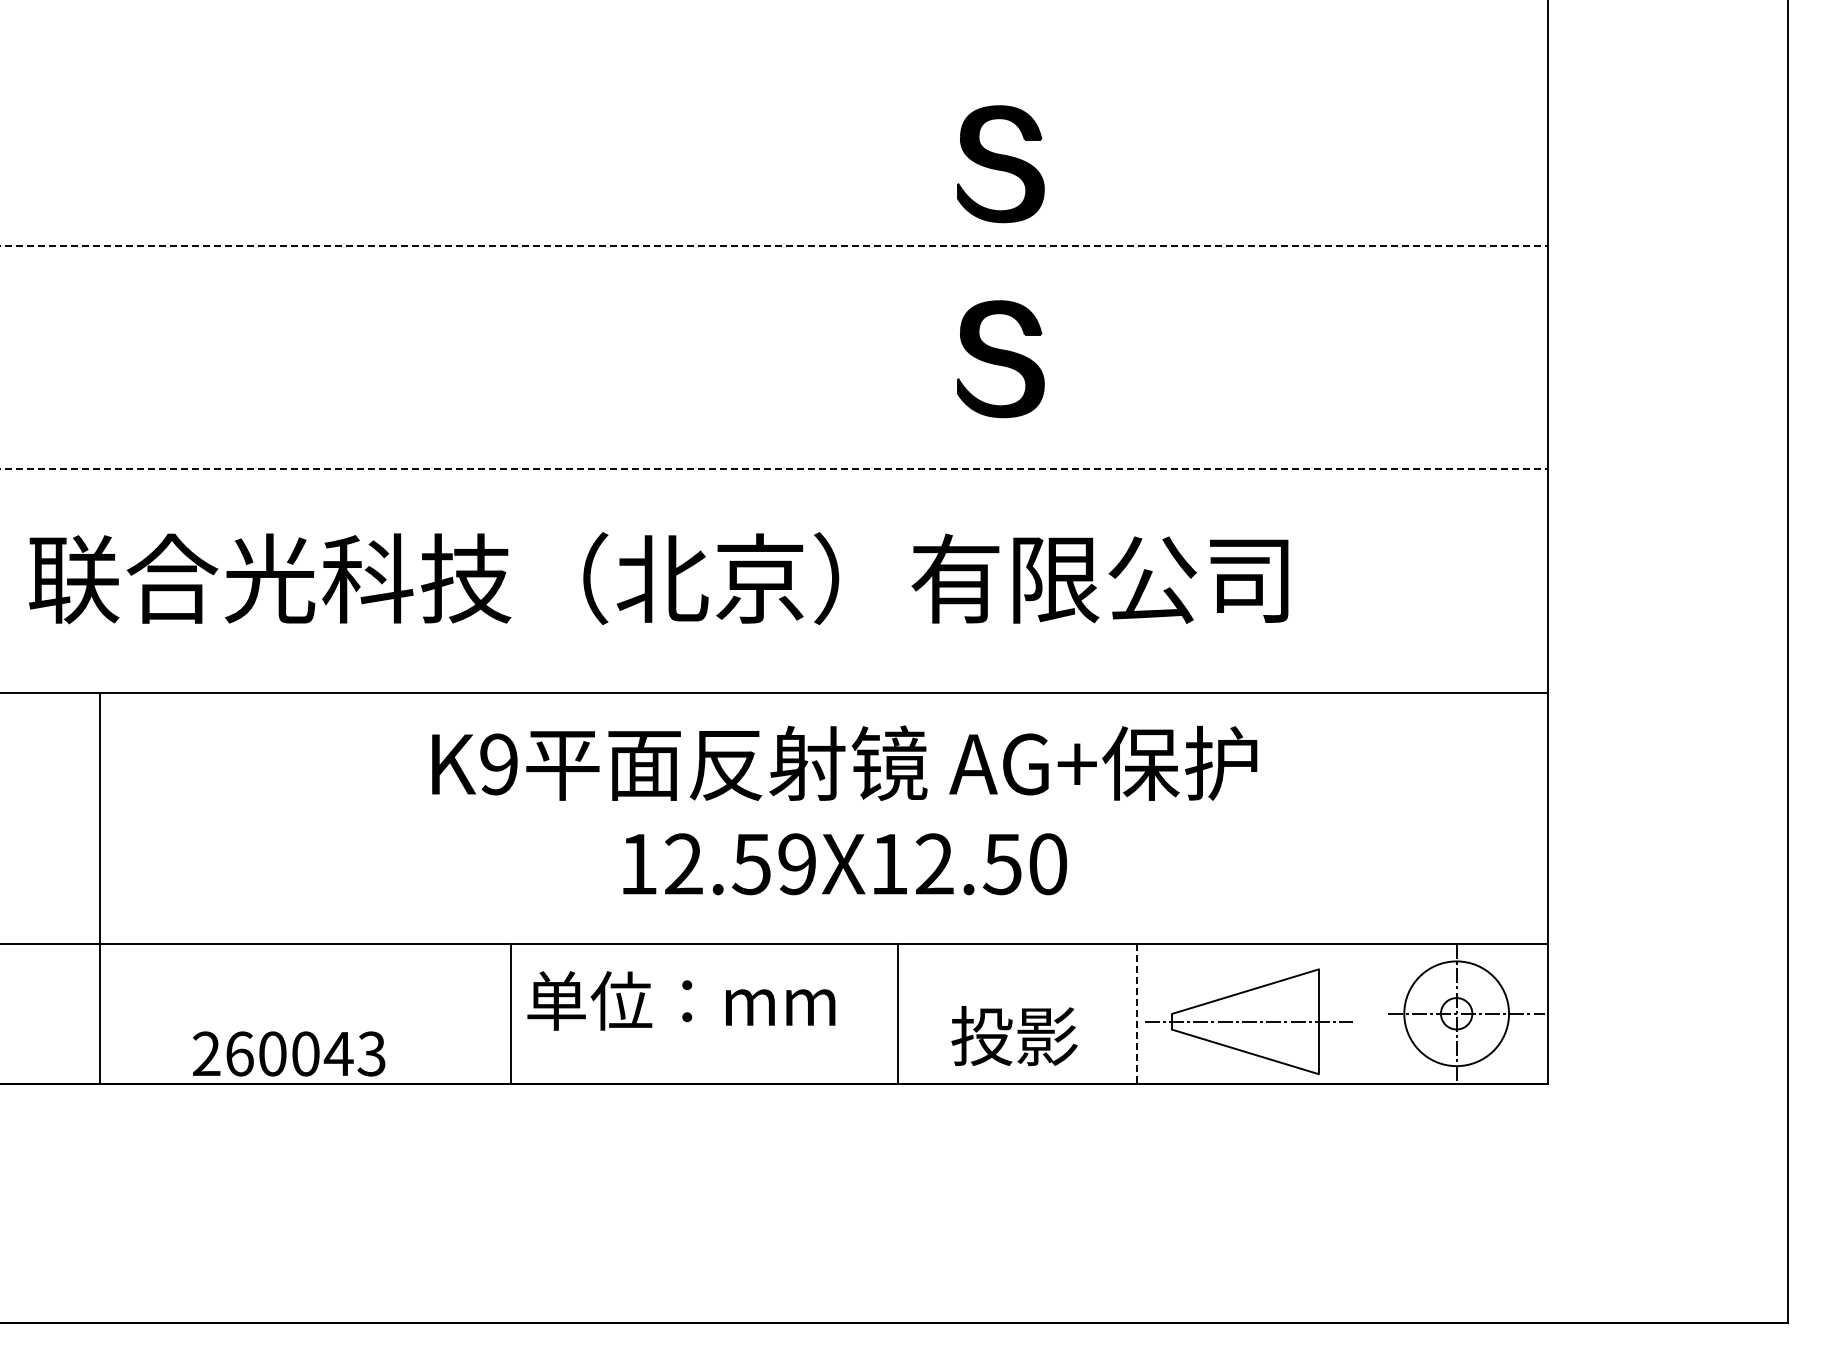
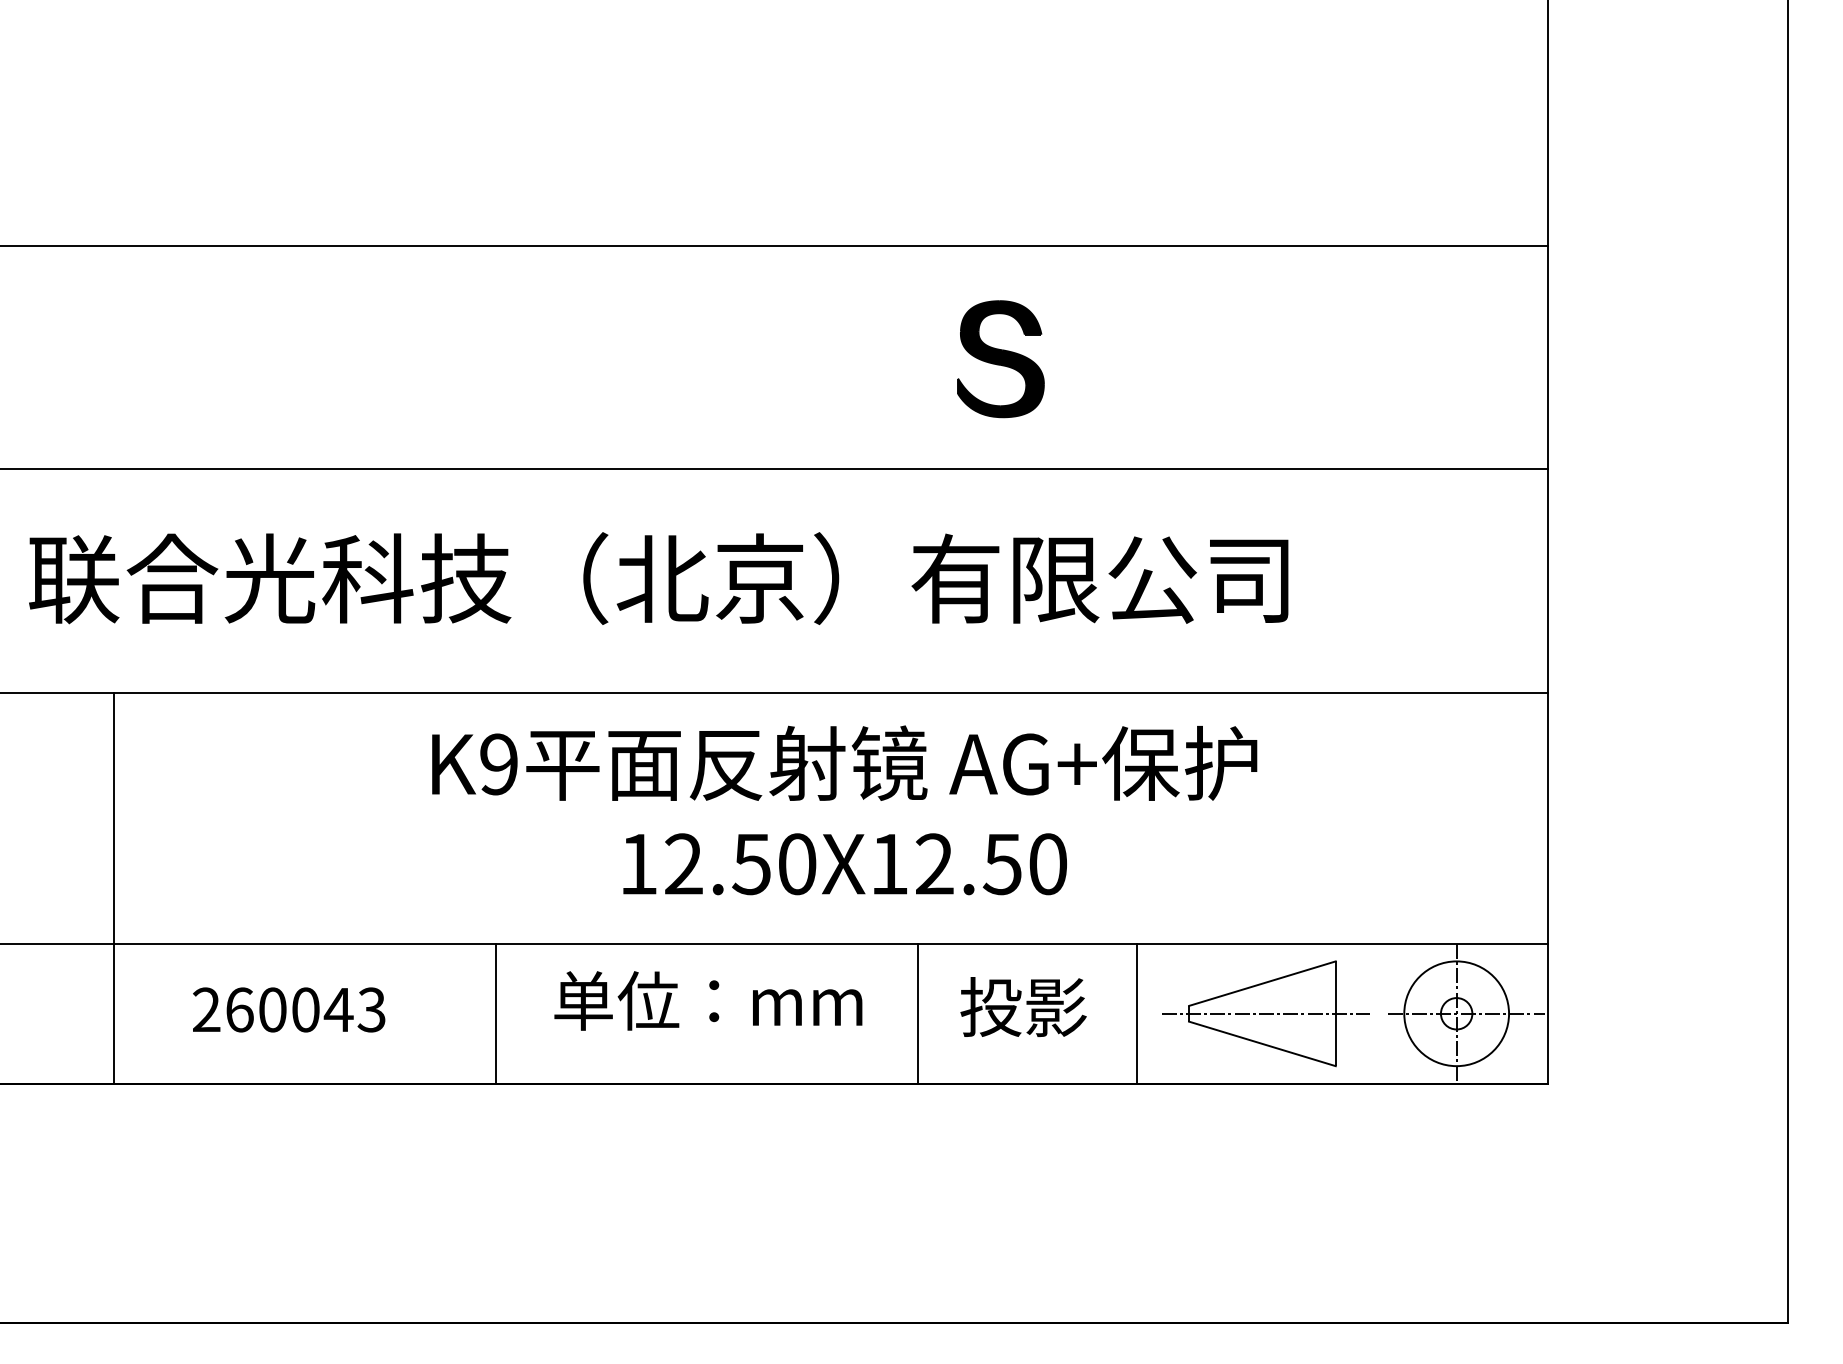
part: present -> none (1000, 164)
line: dashed -> solid (774, 245)
line: dashed -> solid (774, 469)
text: ^J12.59X12.50 -> ^J12.50X12.50 (797, 864)
line position: (99, 887) -> (113, 887) (113, 887)
text position: (681, 1000) -> (708, 1000) (708, 1000)
line position: (510, 1013) -> (495, 1013) (495, 1013)
line position: (897, 1013) -> (917, 1013) (917, 1013)
line: dashed -> solid (1136, 1013)
part position: (1248, 1021) -> (1265, 1013) (1265, 1013)
text position: (1014, 1035) -> (1023, 1006) (1023, 1006)
text position: (289, 1053) -> (289, 1009) (289, 1009)
